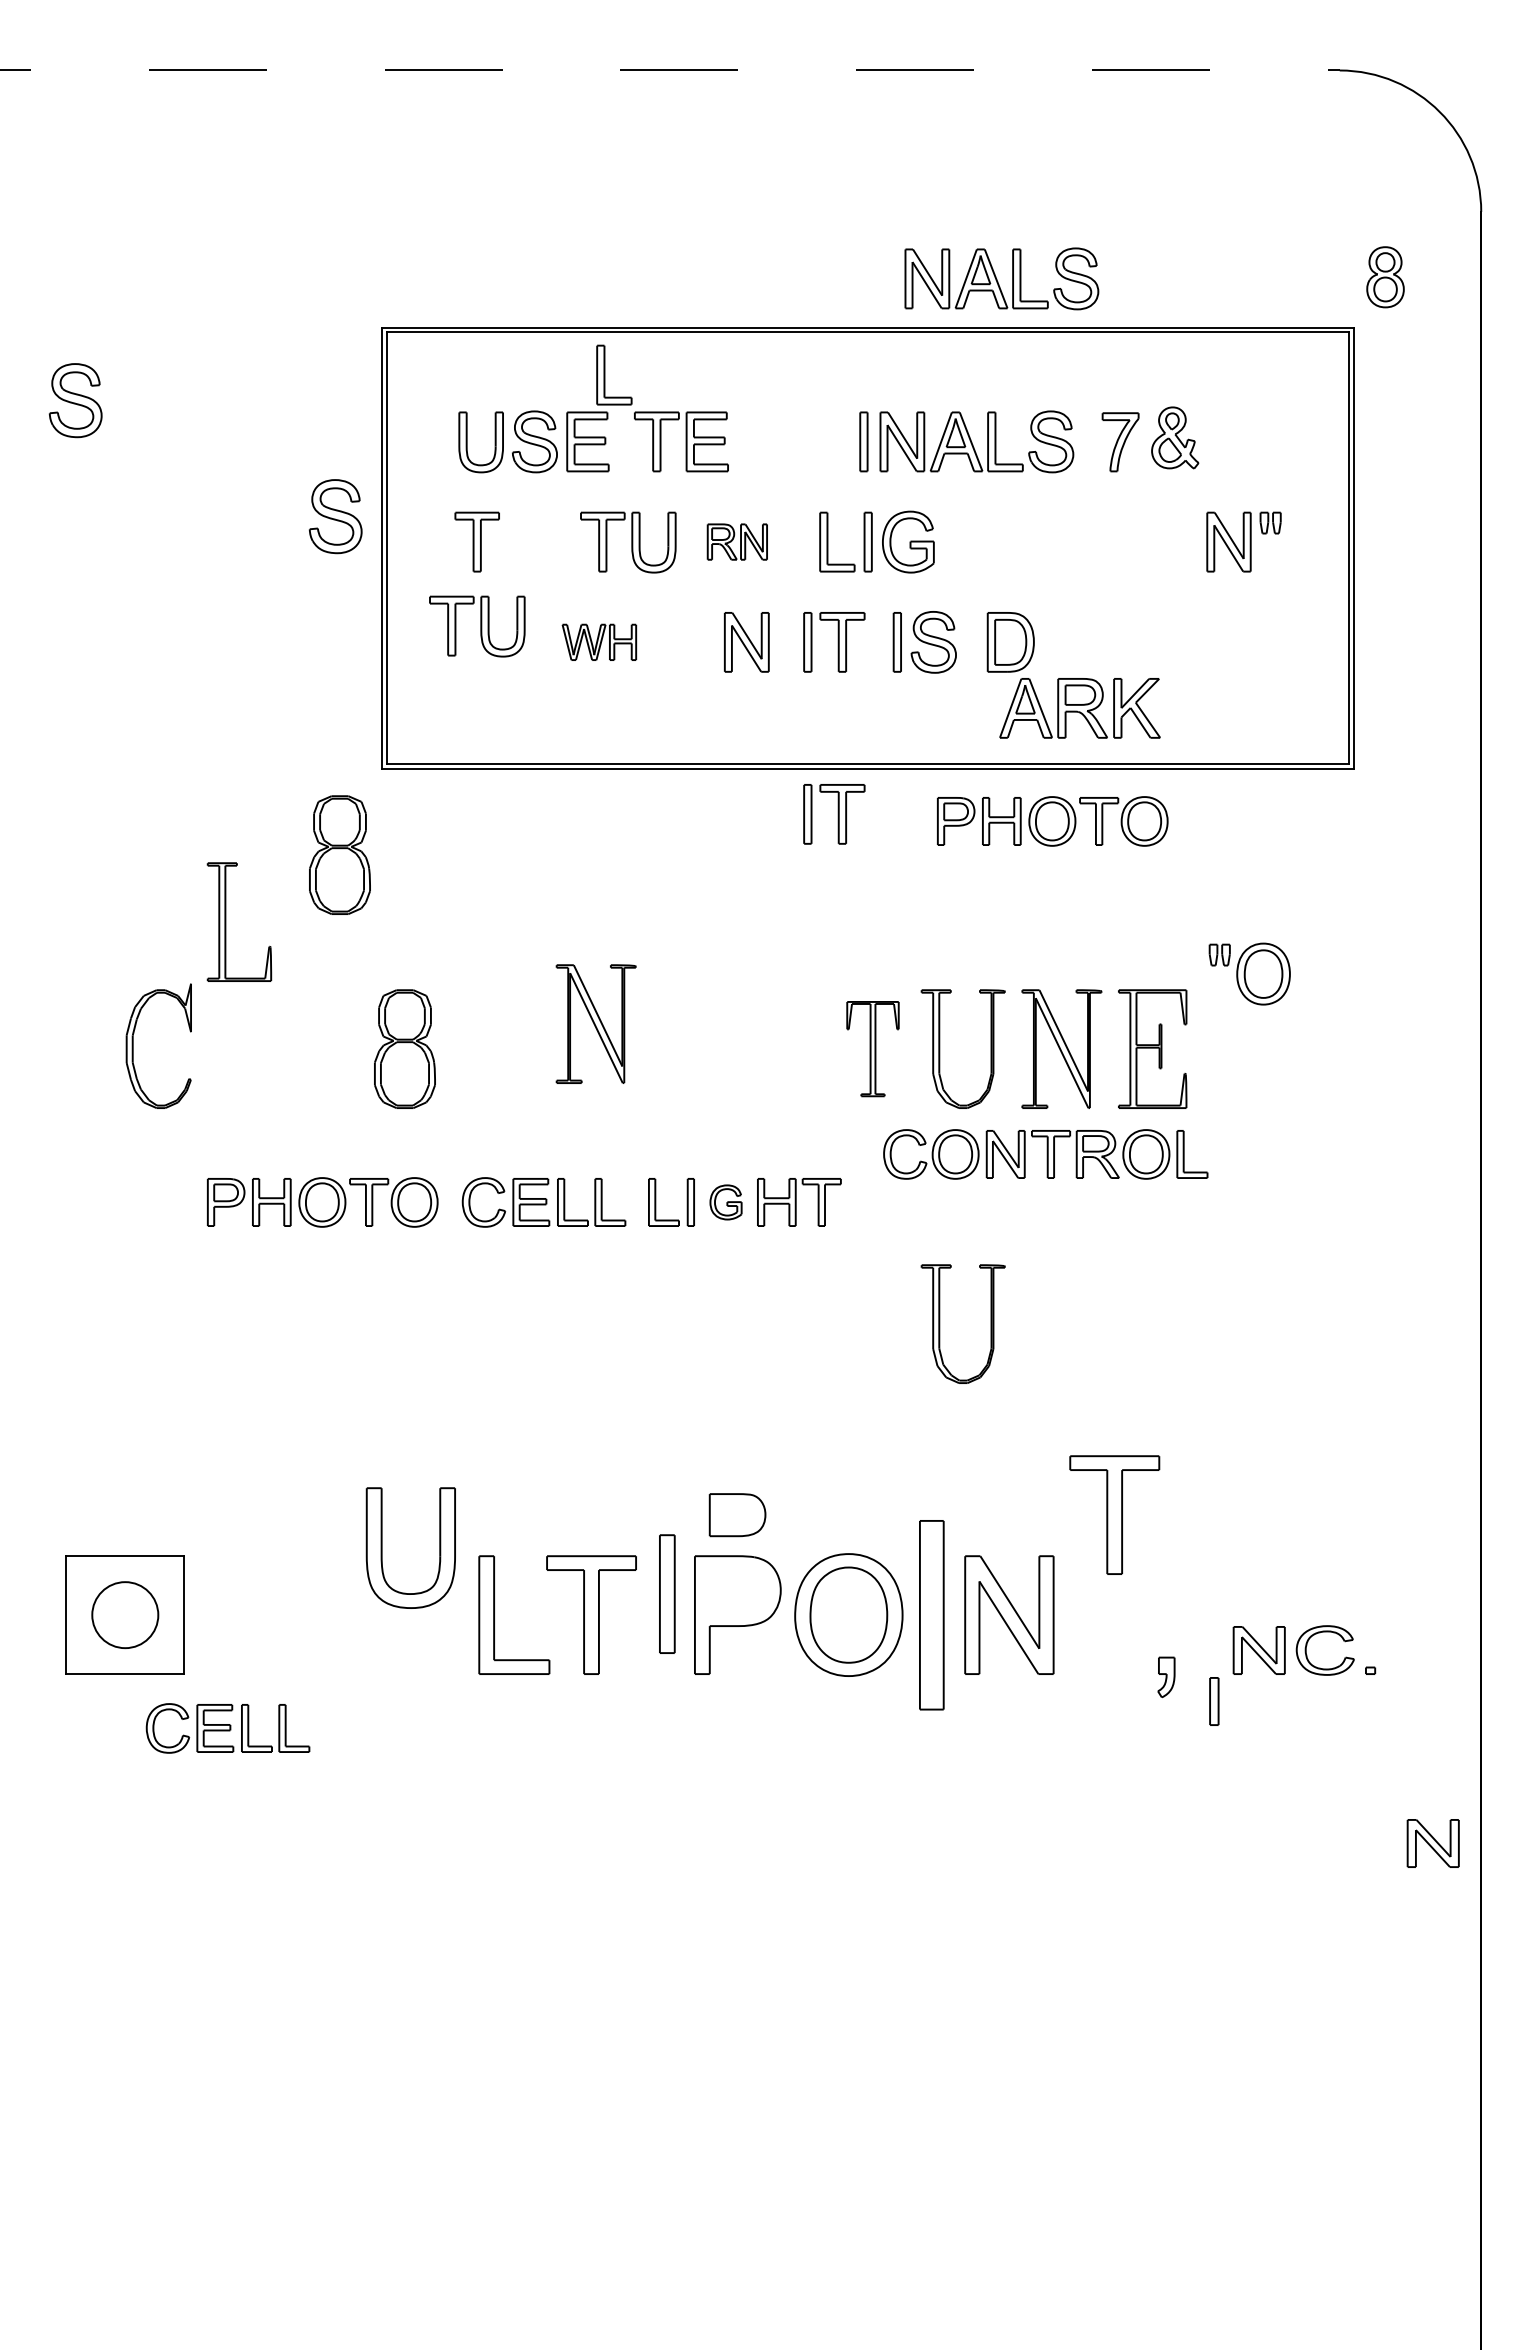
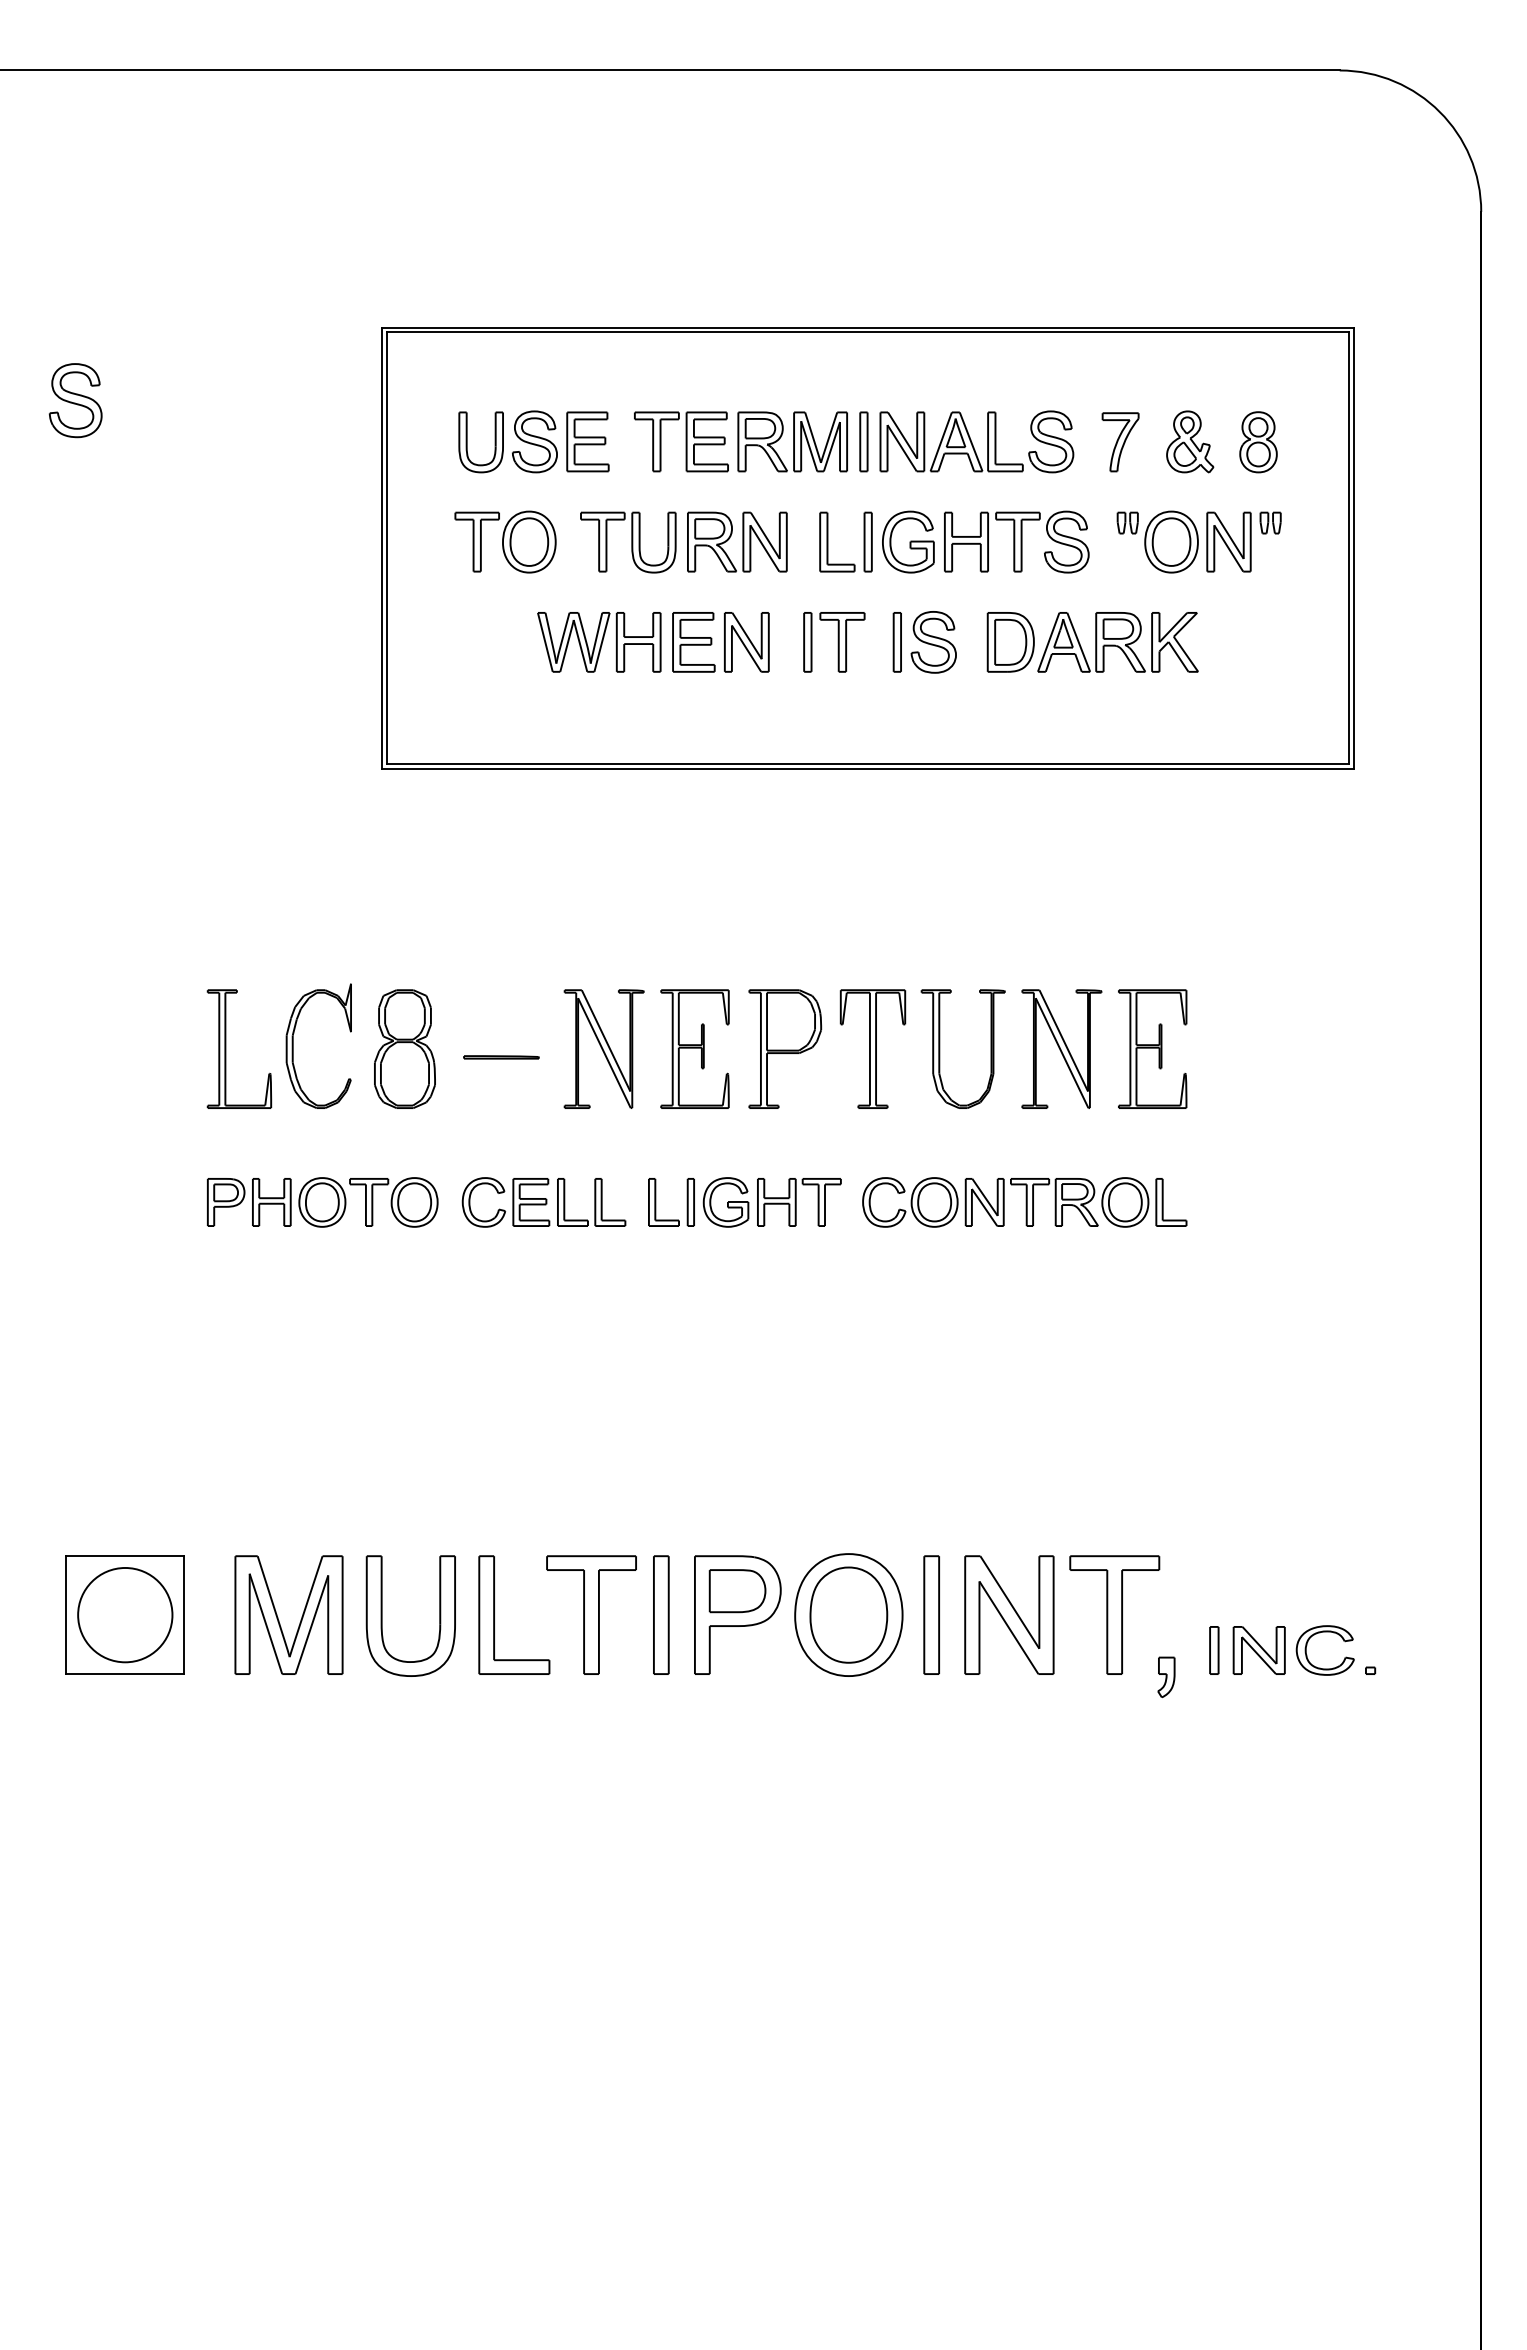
line: dashed -> solid (670, 70)
part position: (1385, 277) -> (1258, 442) (1258, 442)
part: present -> none (1001, 278)
part: present -> none (605, 374)
part position: (1175, 437) -> (1190, 441) (1190, 441)
part: none -> present (792, 441)
part: present -> none (335, 516)
part: none -> present (529, 541)
part size: 62x38 px -> 101x62 px (737, 541)
part: none -> present (1016, 541)
part: present -> none (477, 626)
part size: 77x38 px -> 125x61 px (599, 642)
part: none -> present (693, 642)
part position: (1079, 708) -> (1117, 642) (1117, 642)
part: present -> none (834, 814)
part: present -> none (1052, 821)
part: present -> none (339, 854)
part position: (226, 921) -> (226, 1048) (226, 1048)
part position: (1249, 973) -> (1157, 541) (1157, 541)
part position: (595, 1023) -> (603, 1048) (603, 1048)
part position: (133, 1045) -> (293, 1045) (293, 1045)
part: none -> present (694, 1048)
part: none -> present (785, 1048)
part size: 54x97 px -> 68x120 px (872, 1048)
line: none -> present (501, 1057)
part position: (1045, 1154) -> (1024, 1202) (1024, 1202)
part size: 34x37 px -> 48x51 px (725, 1202)
part: present -> none (940, 1323)
part position: (1114, 1514) -> (1114, 1614) (1114, 1614)
part position: (737, 1515) -> (737, 1591) (737, 1591)
part position: (382, 1547) -> (382, 1615) (382, 1615)
part position: (667, 1593) -> (661, 1614) (661, 1614)
circle diameter: 66 px -> 94 px (125, 1614)
part size: 26x191 px -> 17x120 px (931, 1614)
part: none -> present (278, 1617)
part position: (1214, 1701) -> (1214, 1650) (1214, 1650)
part: present -> none (227, 1728)
part: present -> none (1432, 1843)
